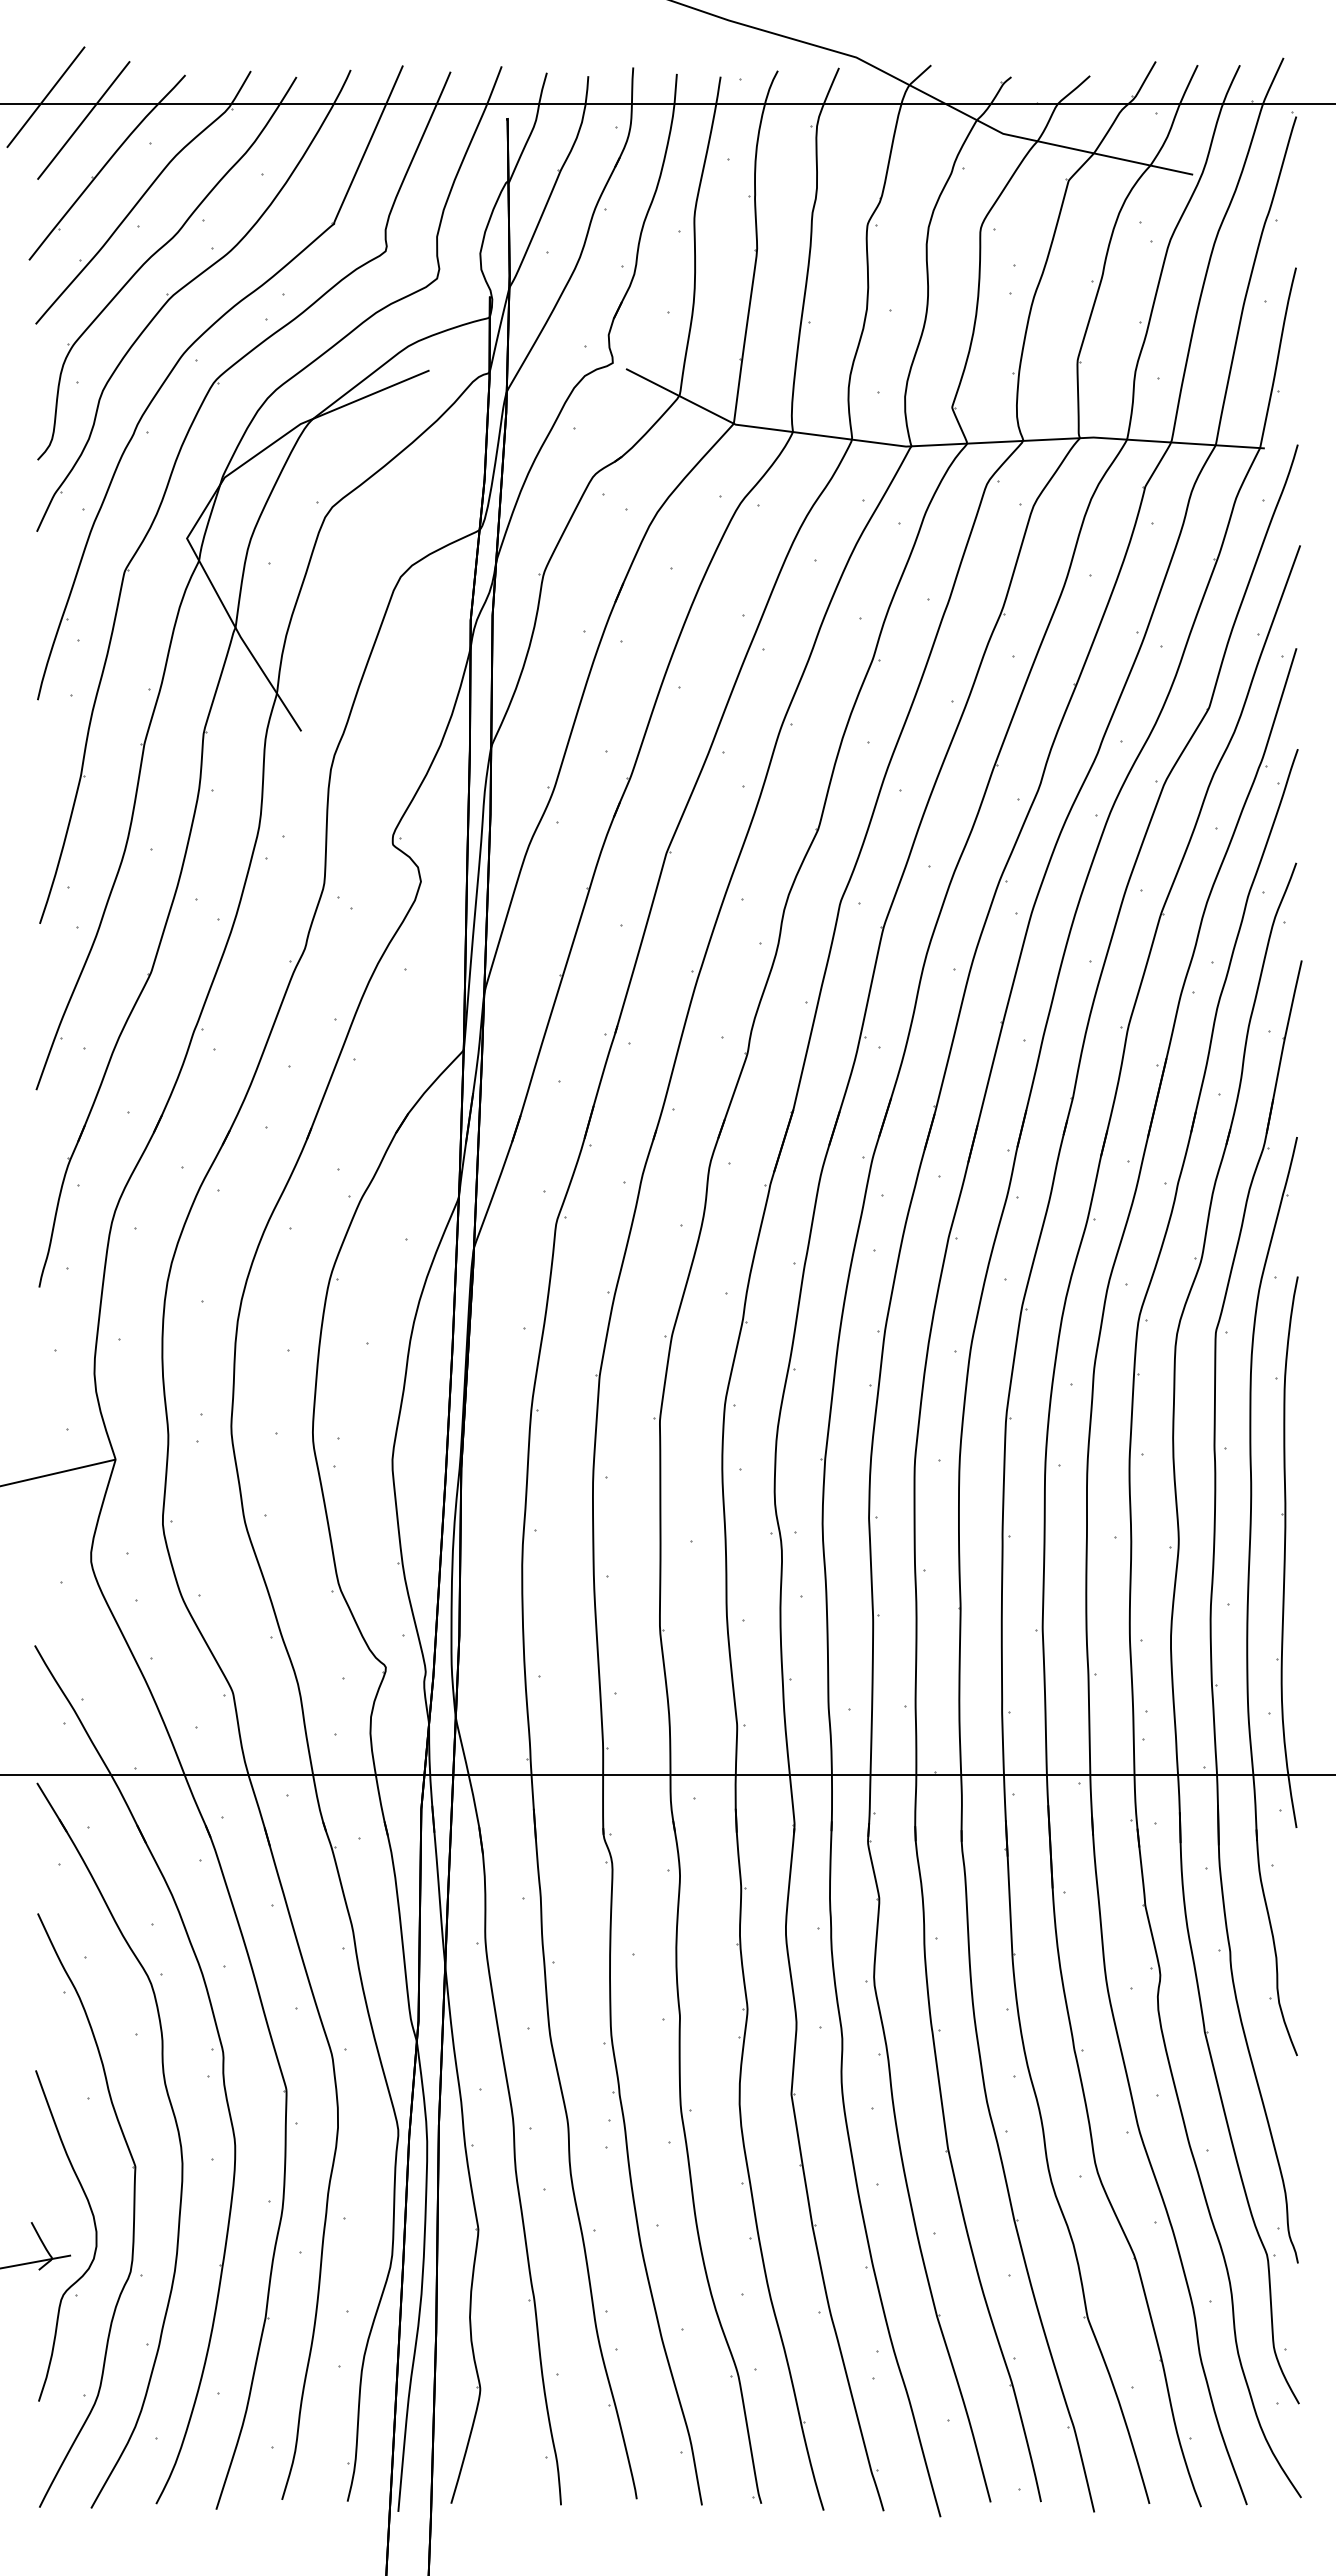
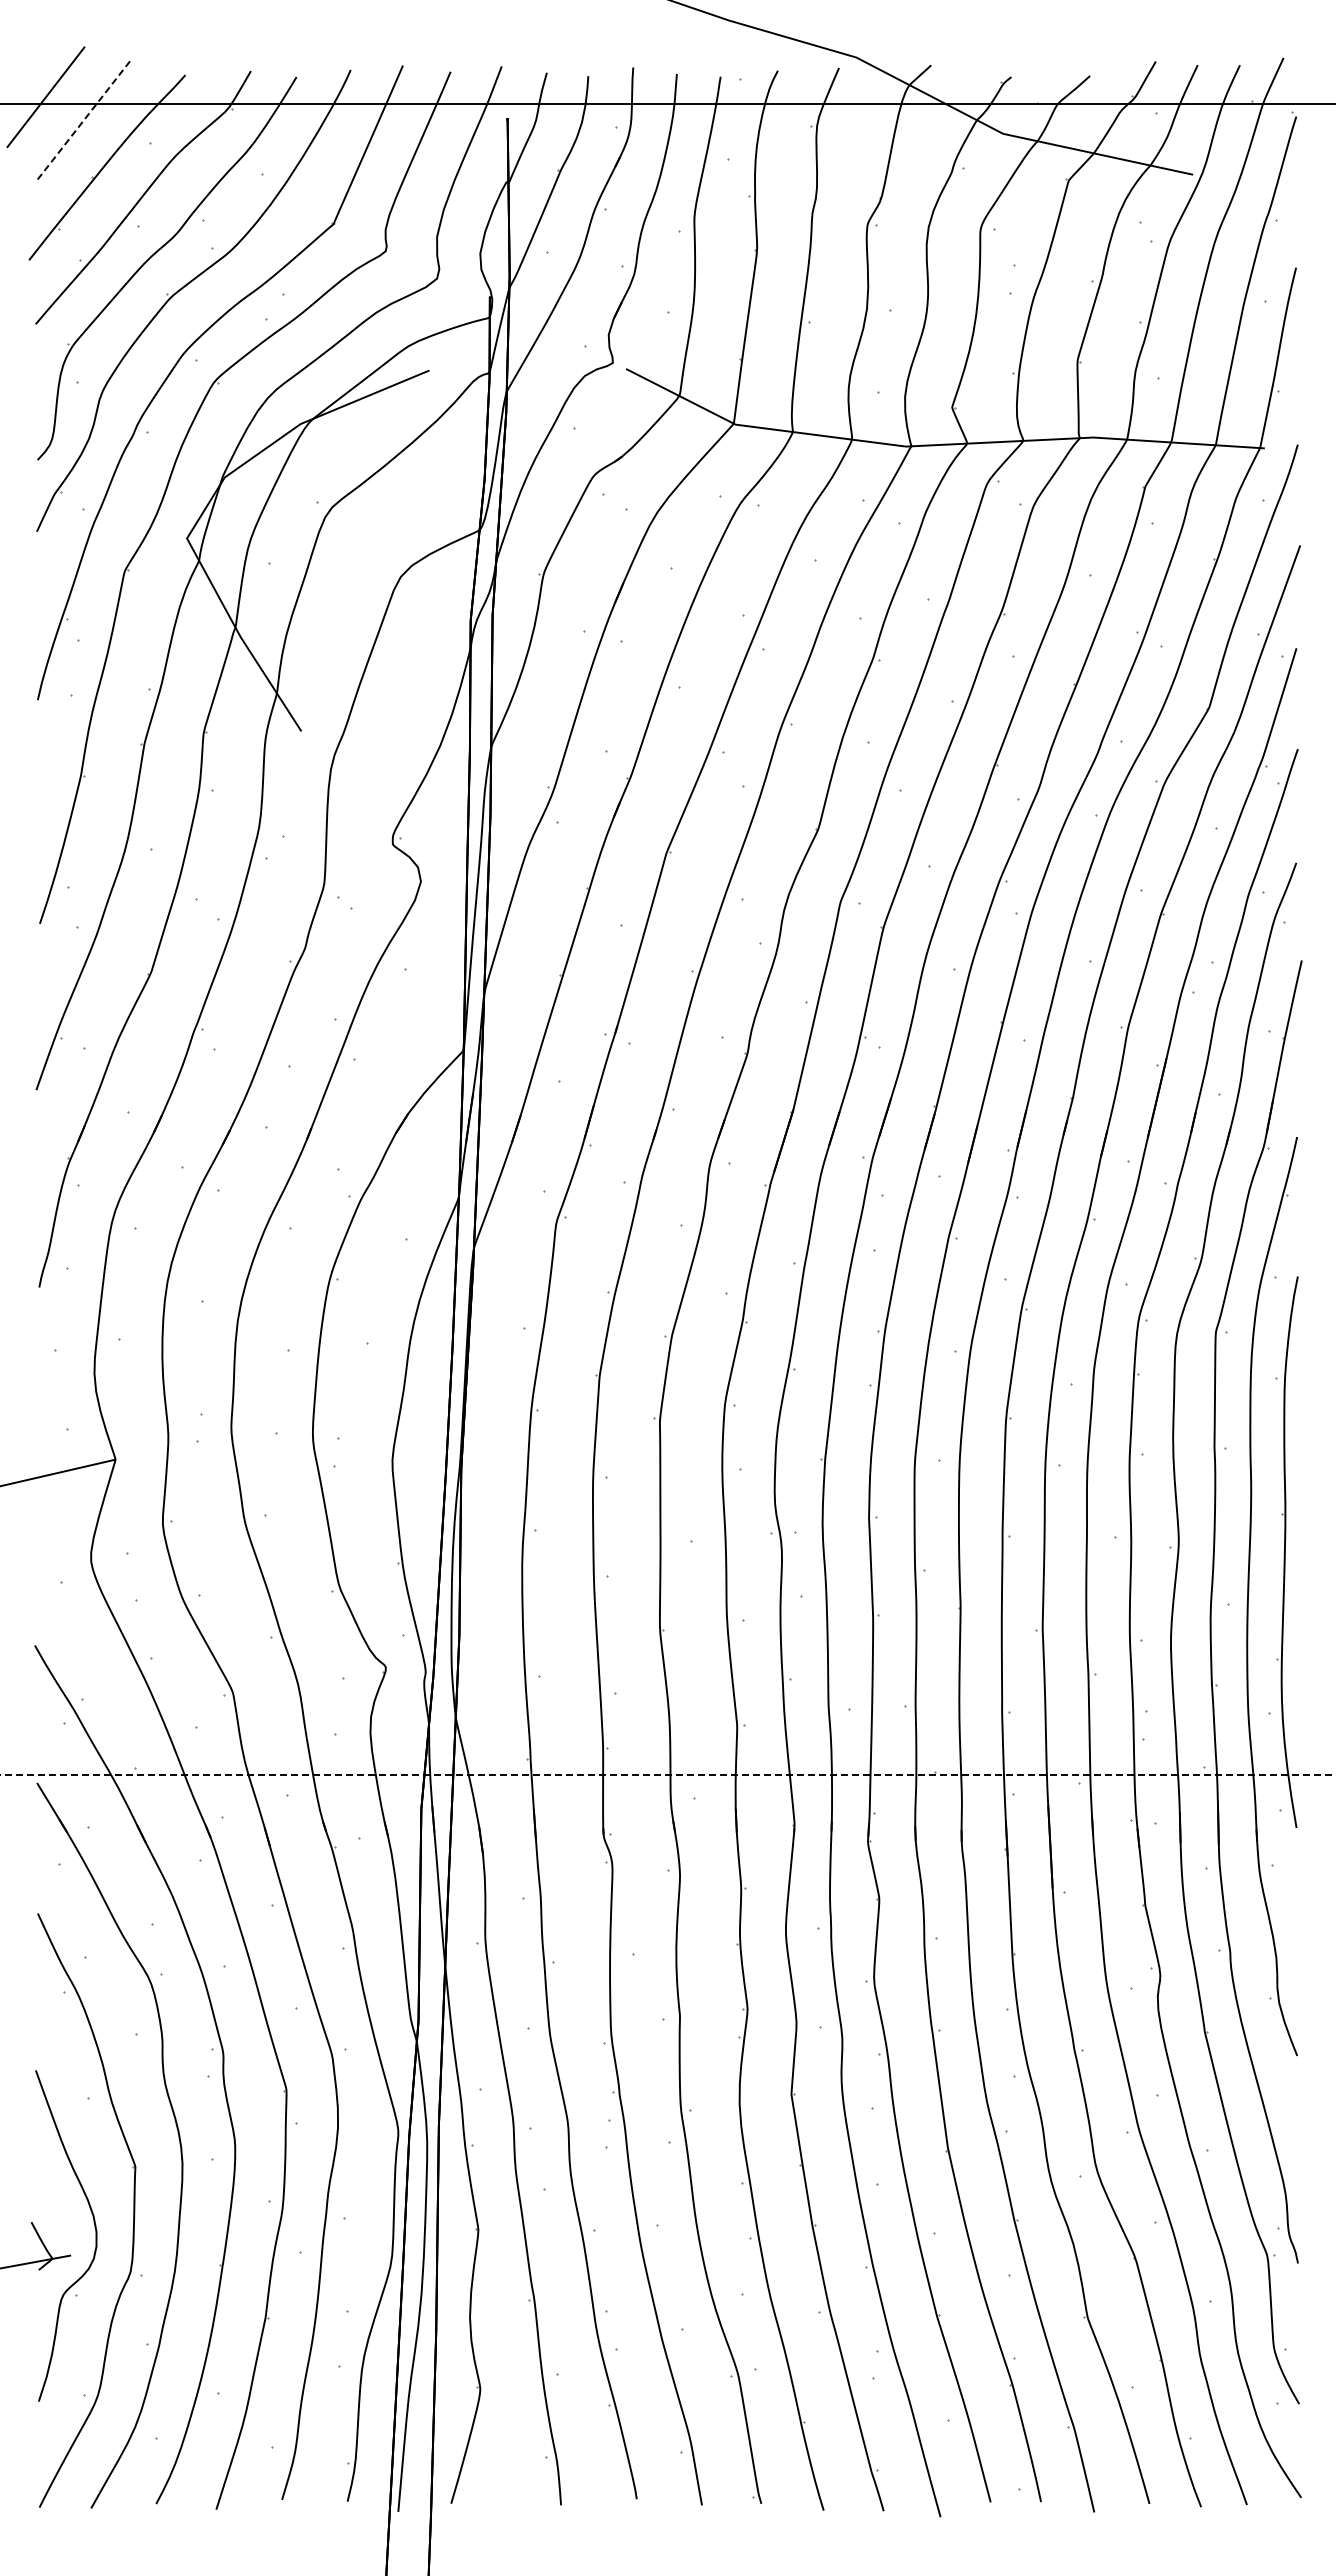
line: solid -> dashed (83, 120)
line: solid -> dashed (667, 1774)
